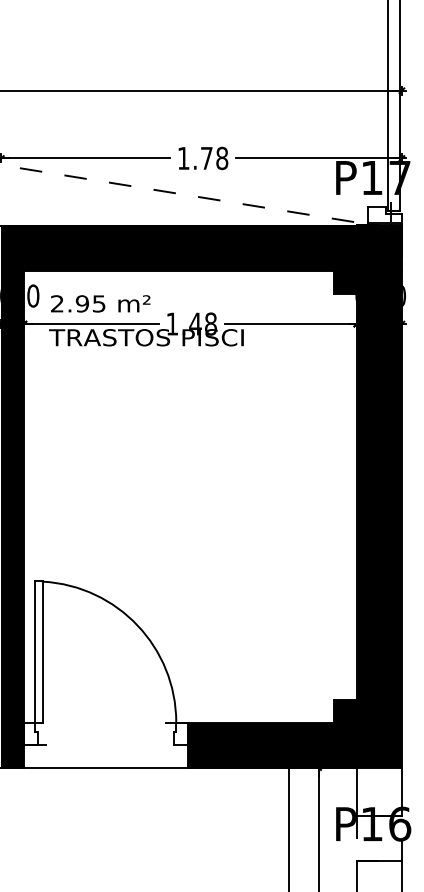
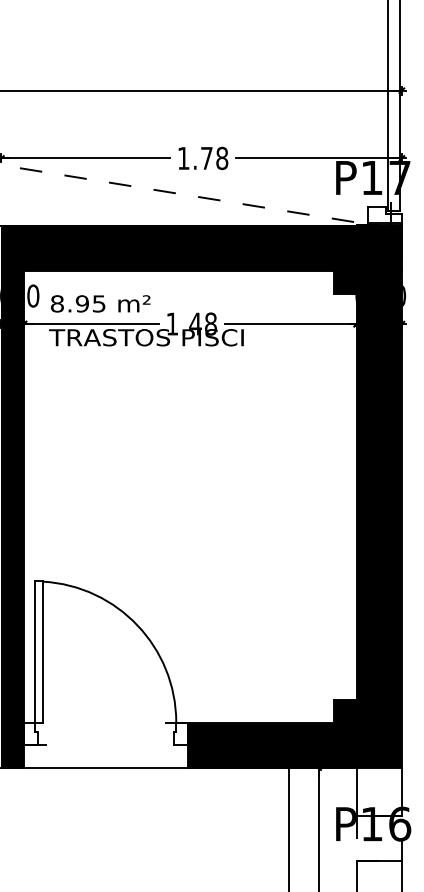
text: 2.95 -> 8.95 (56, 303)
